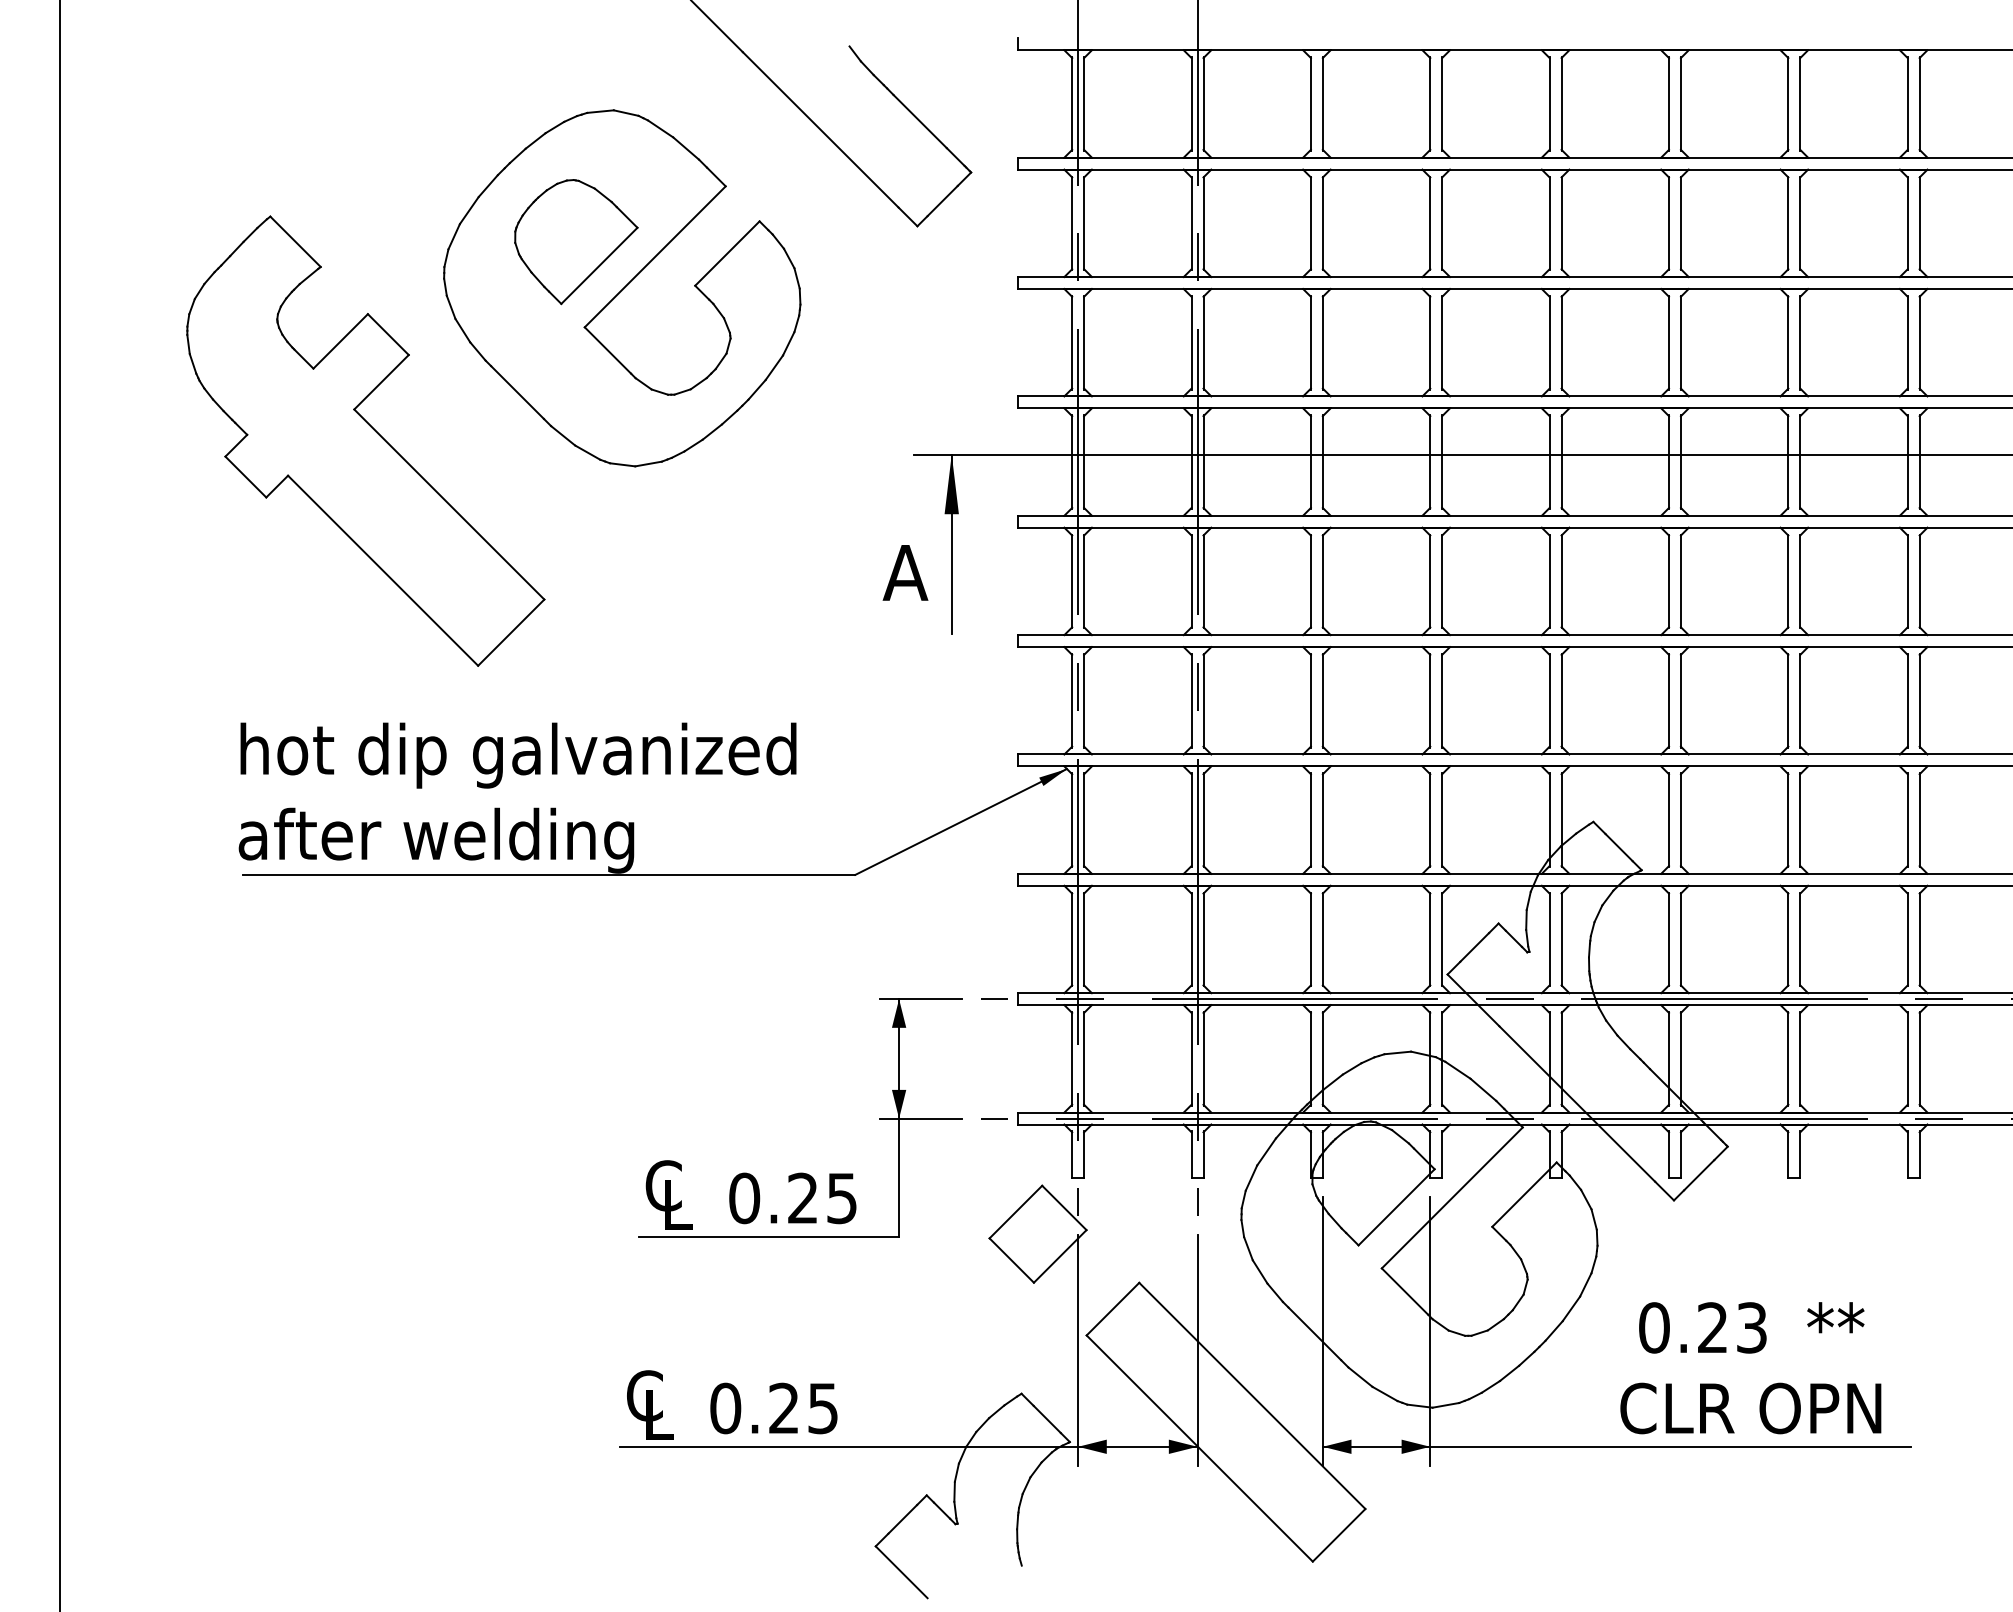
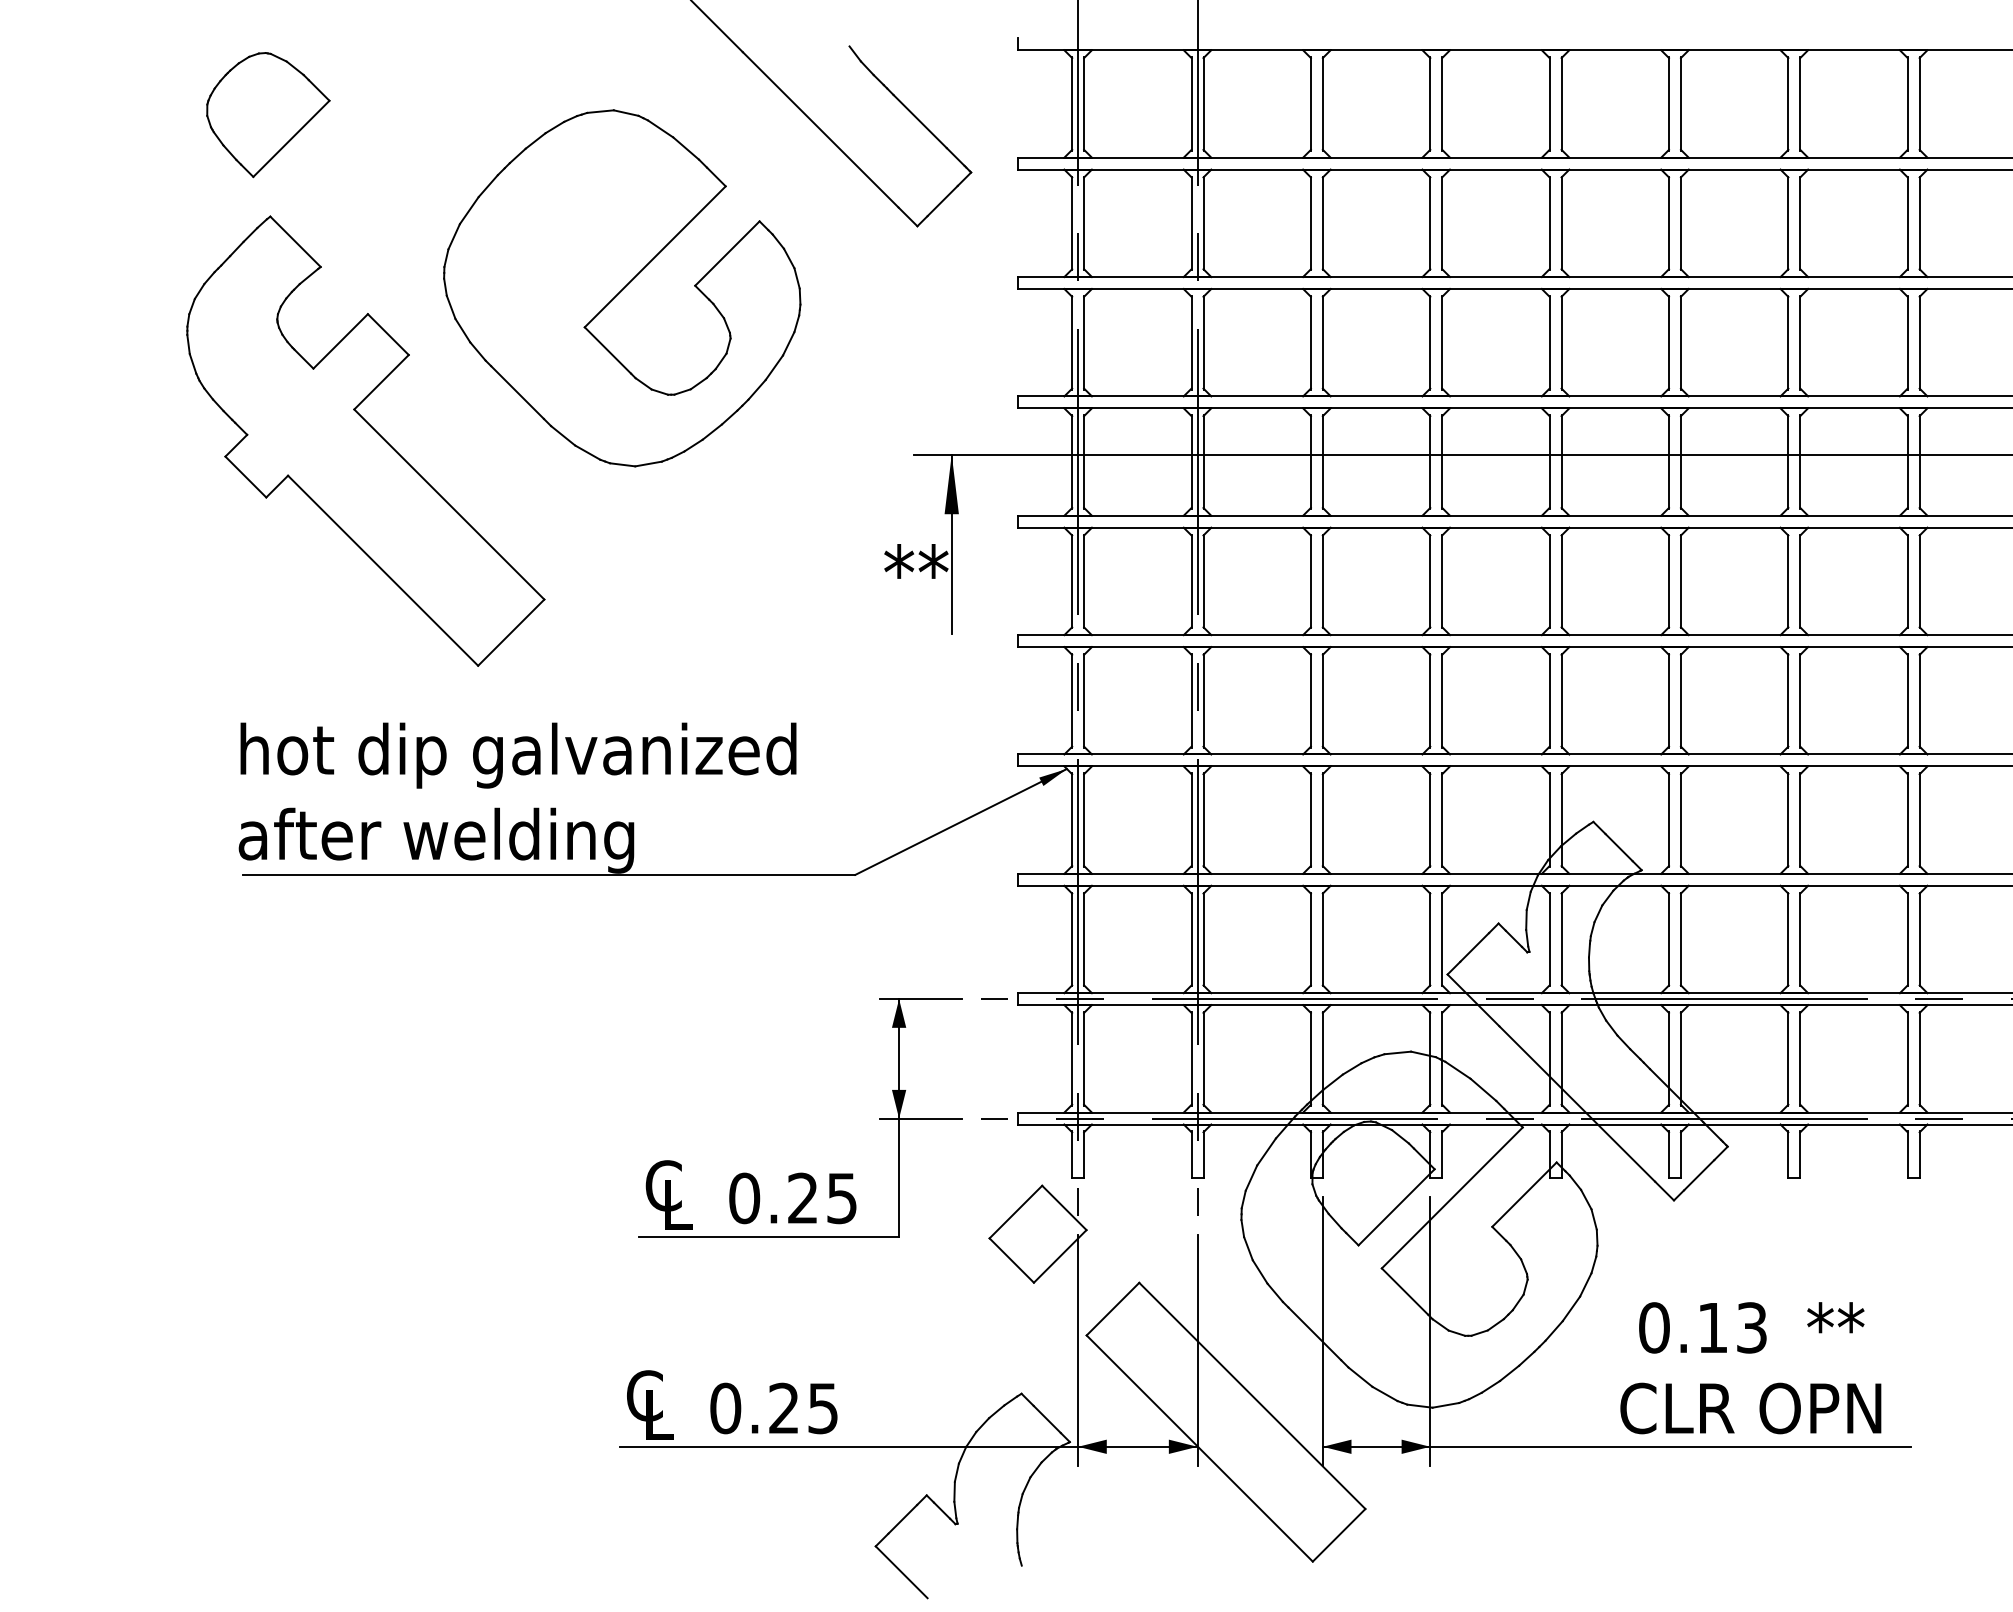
part position: (576, 242) -> (268, 115) (268, 115)
text: A -> ** (915, 572)
line: present -> none (60, 805)
text: 0.23 -> 0.13 (1712, 1327)
